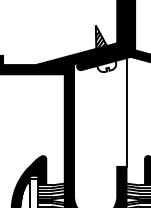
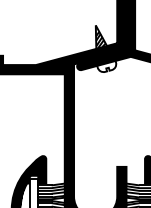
line: present -> none (126, 112)
